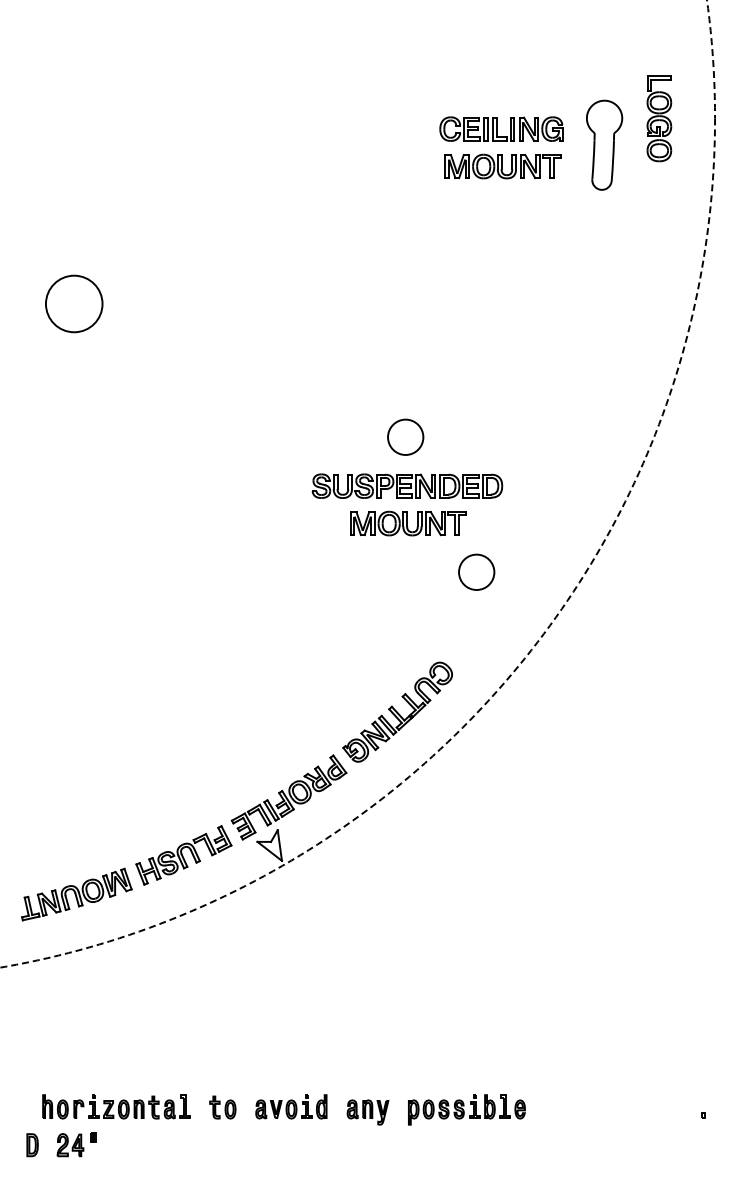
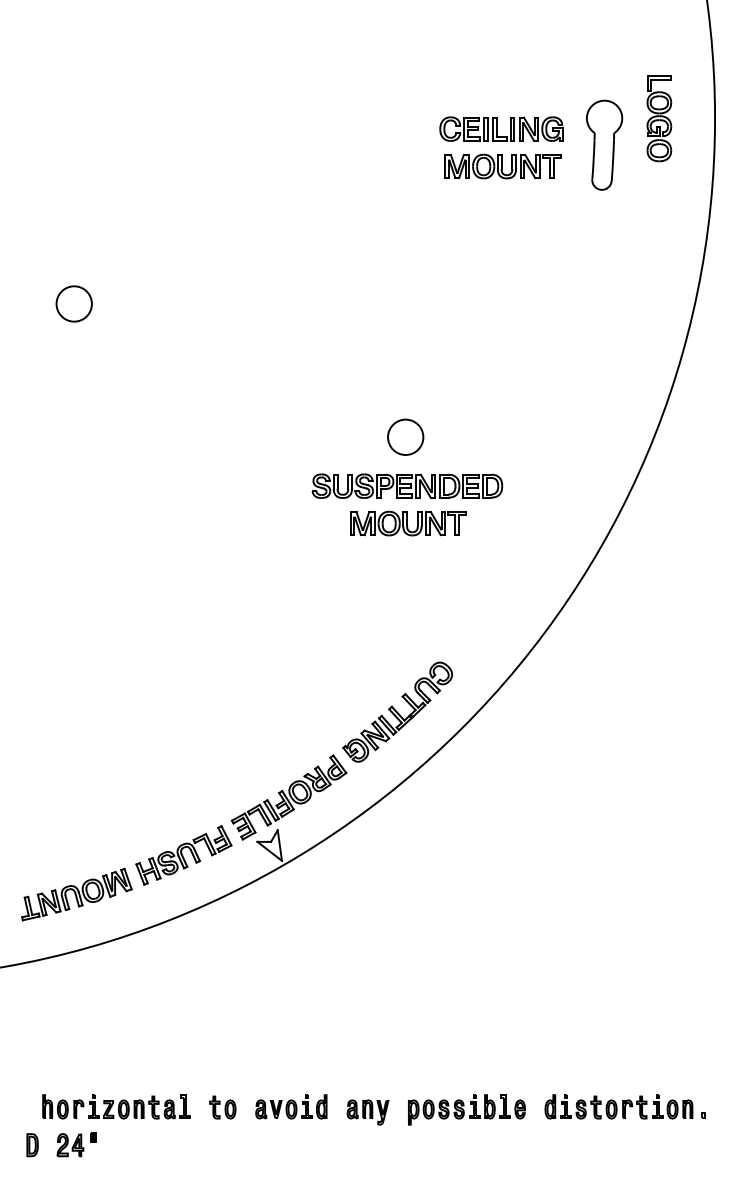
circle diameter: 57 px -> 35 px (73, 303)
circle: dashed -> solid (357, 483)
circle: present -> none (476, 571)
part: none -> present (618, 1106)
